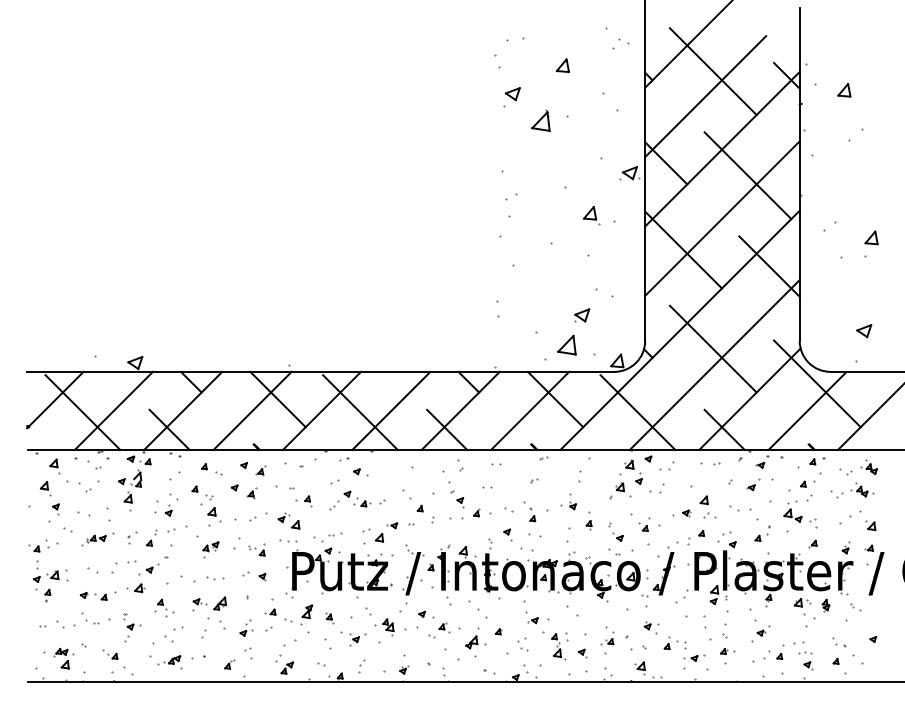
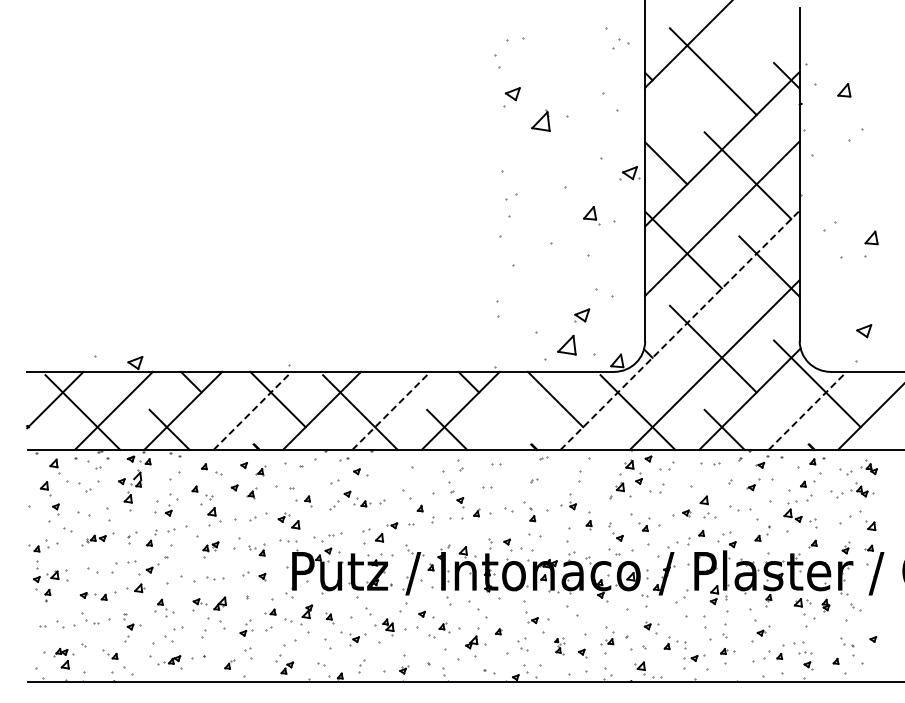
part: present -> none (562, 65)
line: present -> none (705, 96)
line: solid -> dashed (680, 329)
line: solid -> dashed (253, 410)
line: solid -> dashed (391, 410)
line: present -> none (530, 410)
line: solid -> dashed (808, 410)
part position: (507, 534) -> (507, 544) (507, 544)
part position: (839, 642) -> (847, 642) (847, 642)
part size: 18x29 px -> 12x19 px (559, 646)
